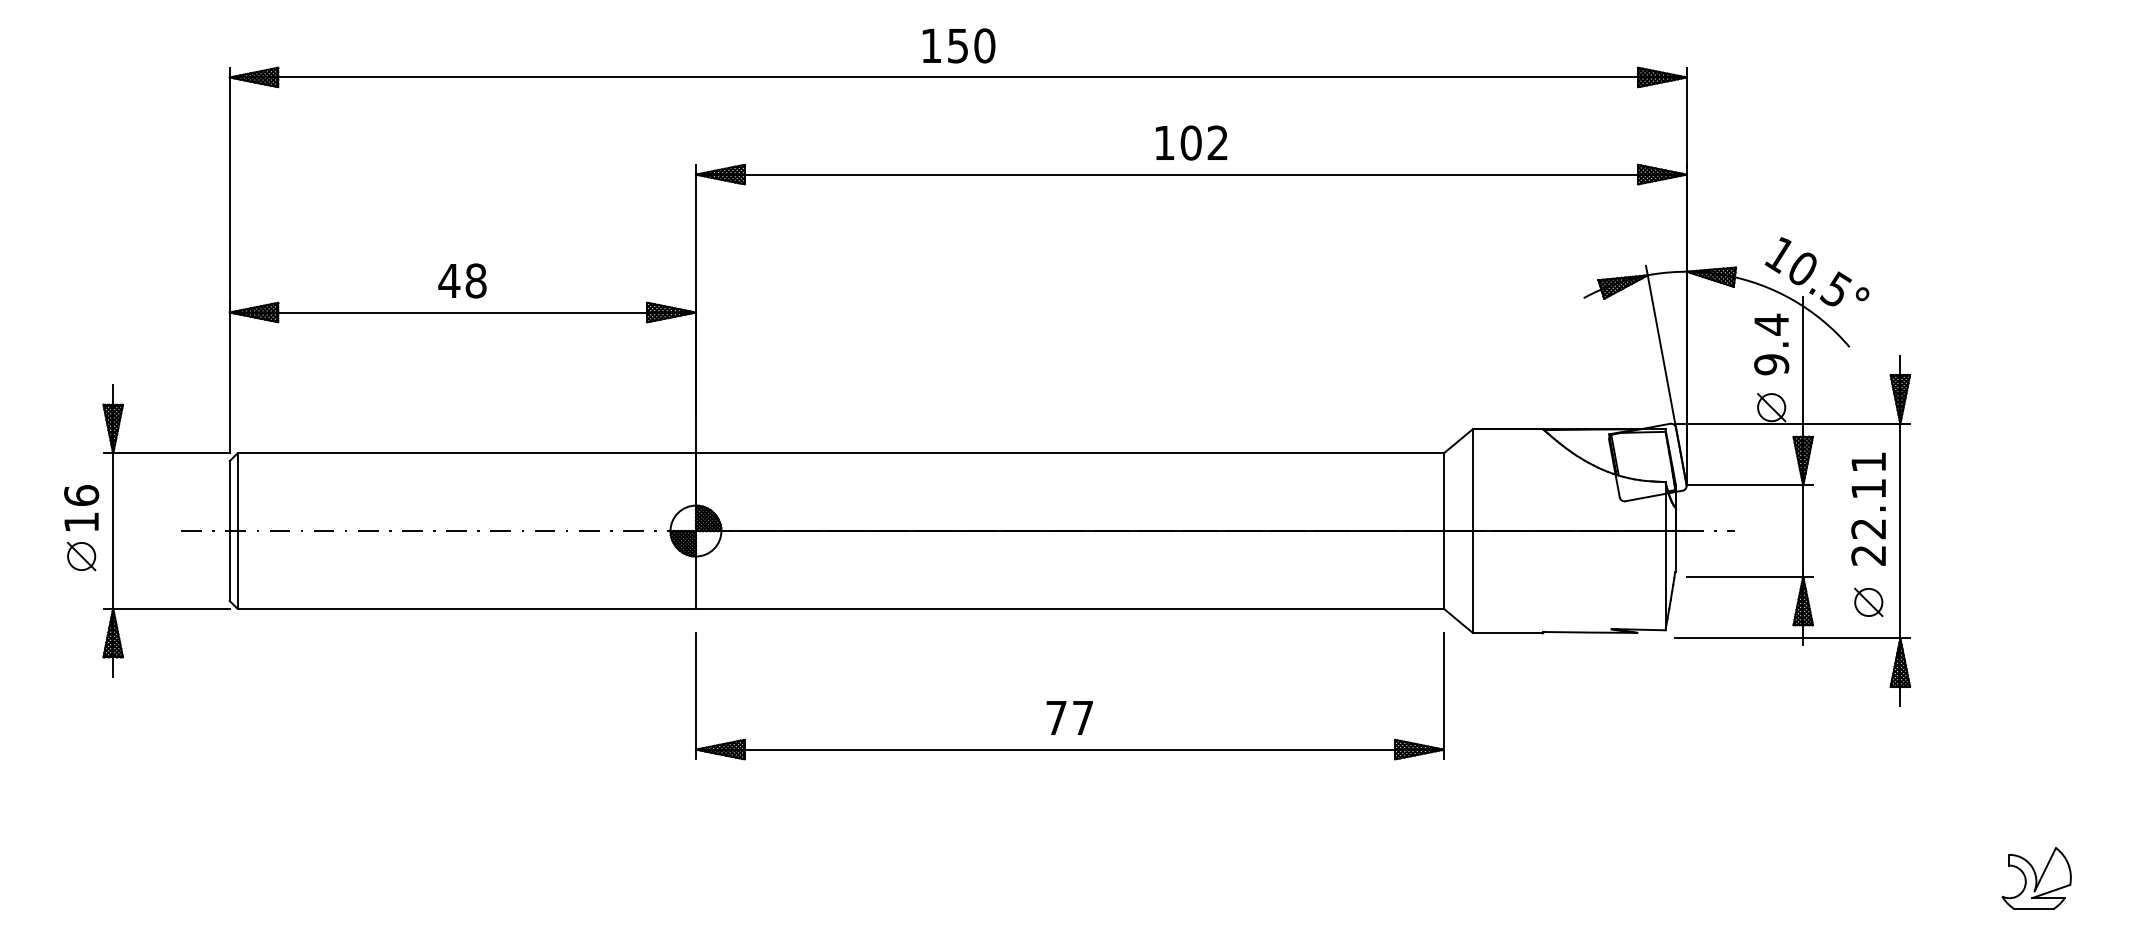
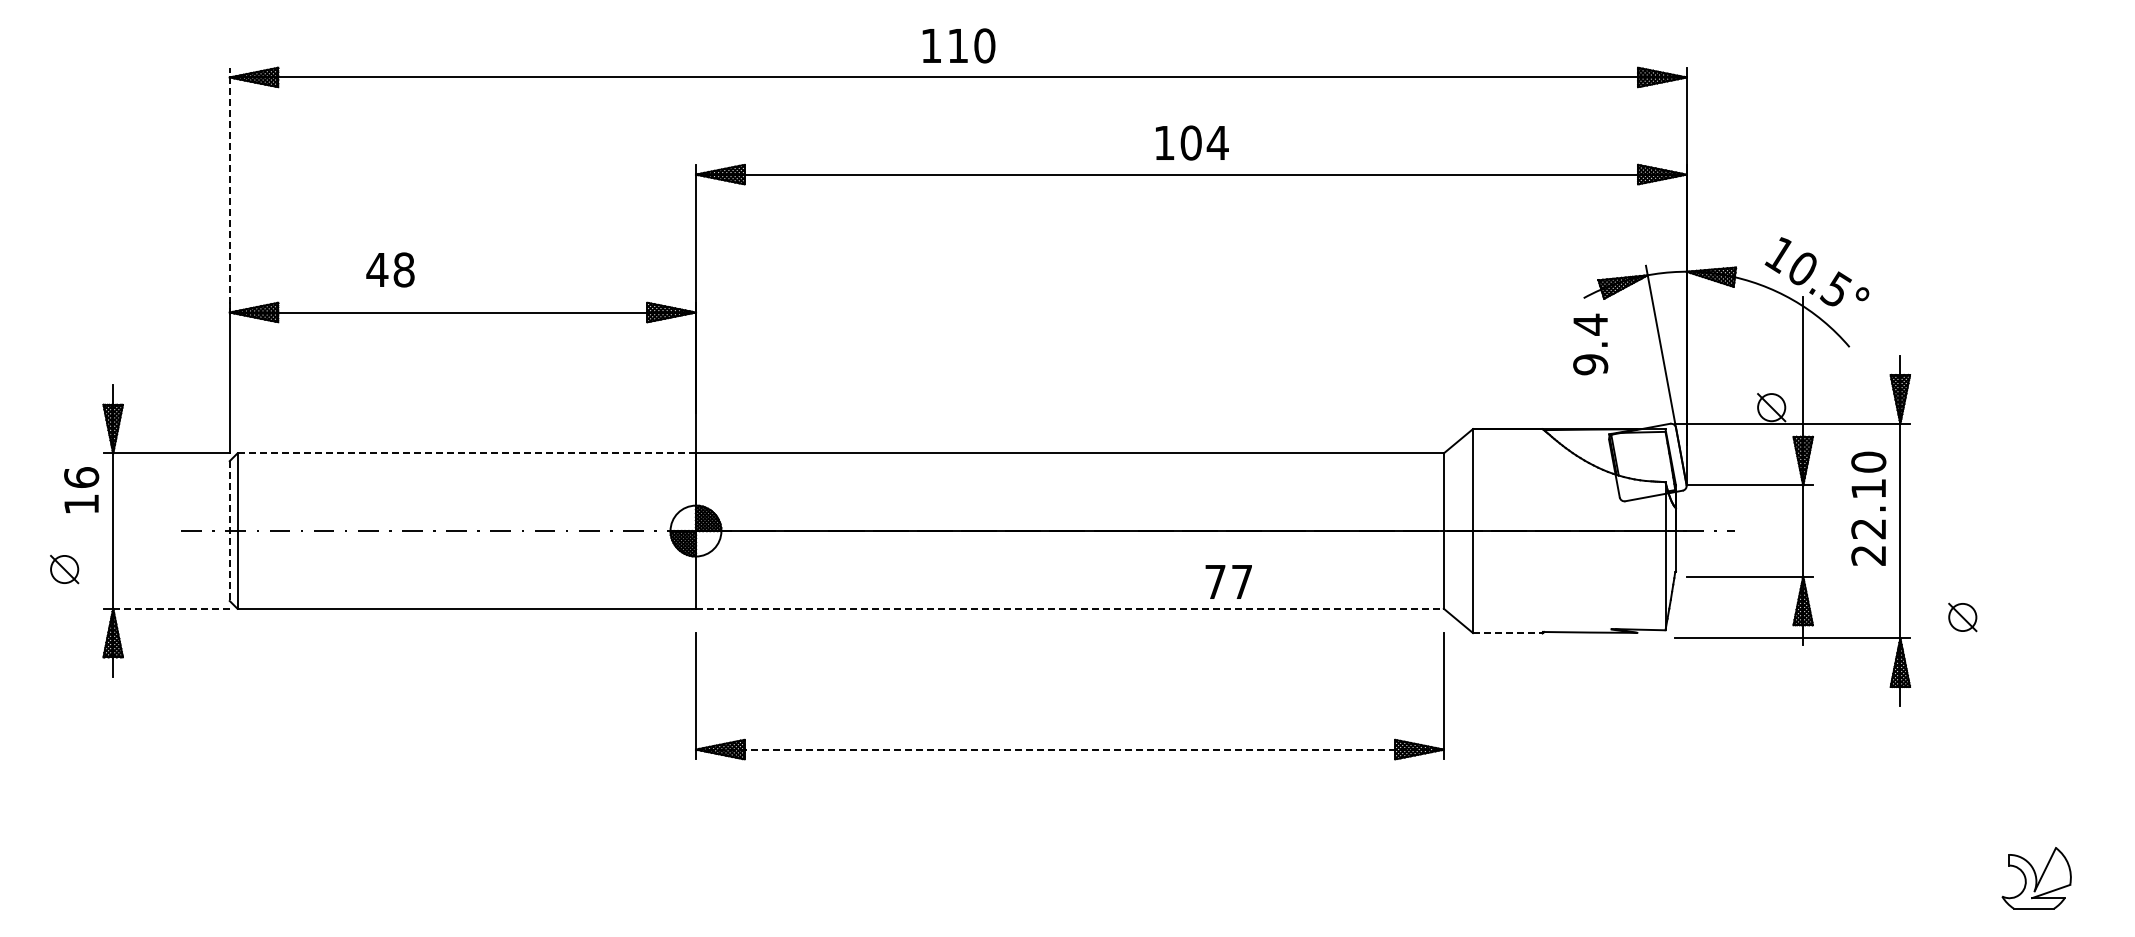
text: 150 -> 110 (957, 46)
text: 102 -> 104 (1217, 142)
line: solid -> dashed (229, 191)
text position: (462, 280) -> (390, 269) (390, 269)
text position: (1771, 344) -> (1590, 344) (1590, 344)
line: solid -> dashed (466, 453)
text: 22.11 -> 22.10 (1868, 461)
text position: (81, 508) -> (81, 490) (81, 490)
line: solid -> dashed (229, 531)
part position: (81, 556) -> (64, 569) (64, 569)
part position: (1868, 602) -> (1962, 617) (1962, 617)
line: solid -> dashed (170, 608)
line: solid -> dashed (1069, 608)
line: solid -> dashed (1507, 633)
text position: (1069, 717) -> (1228, 581) (1228, 581)
line: solid -> dashed (1069, 749)
